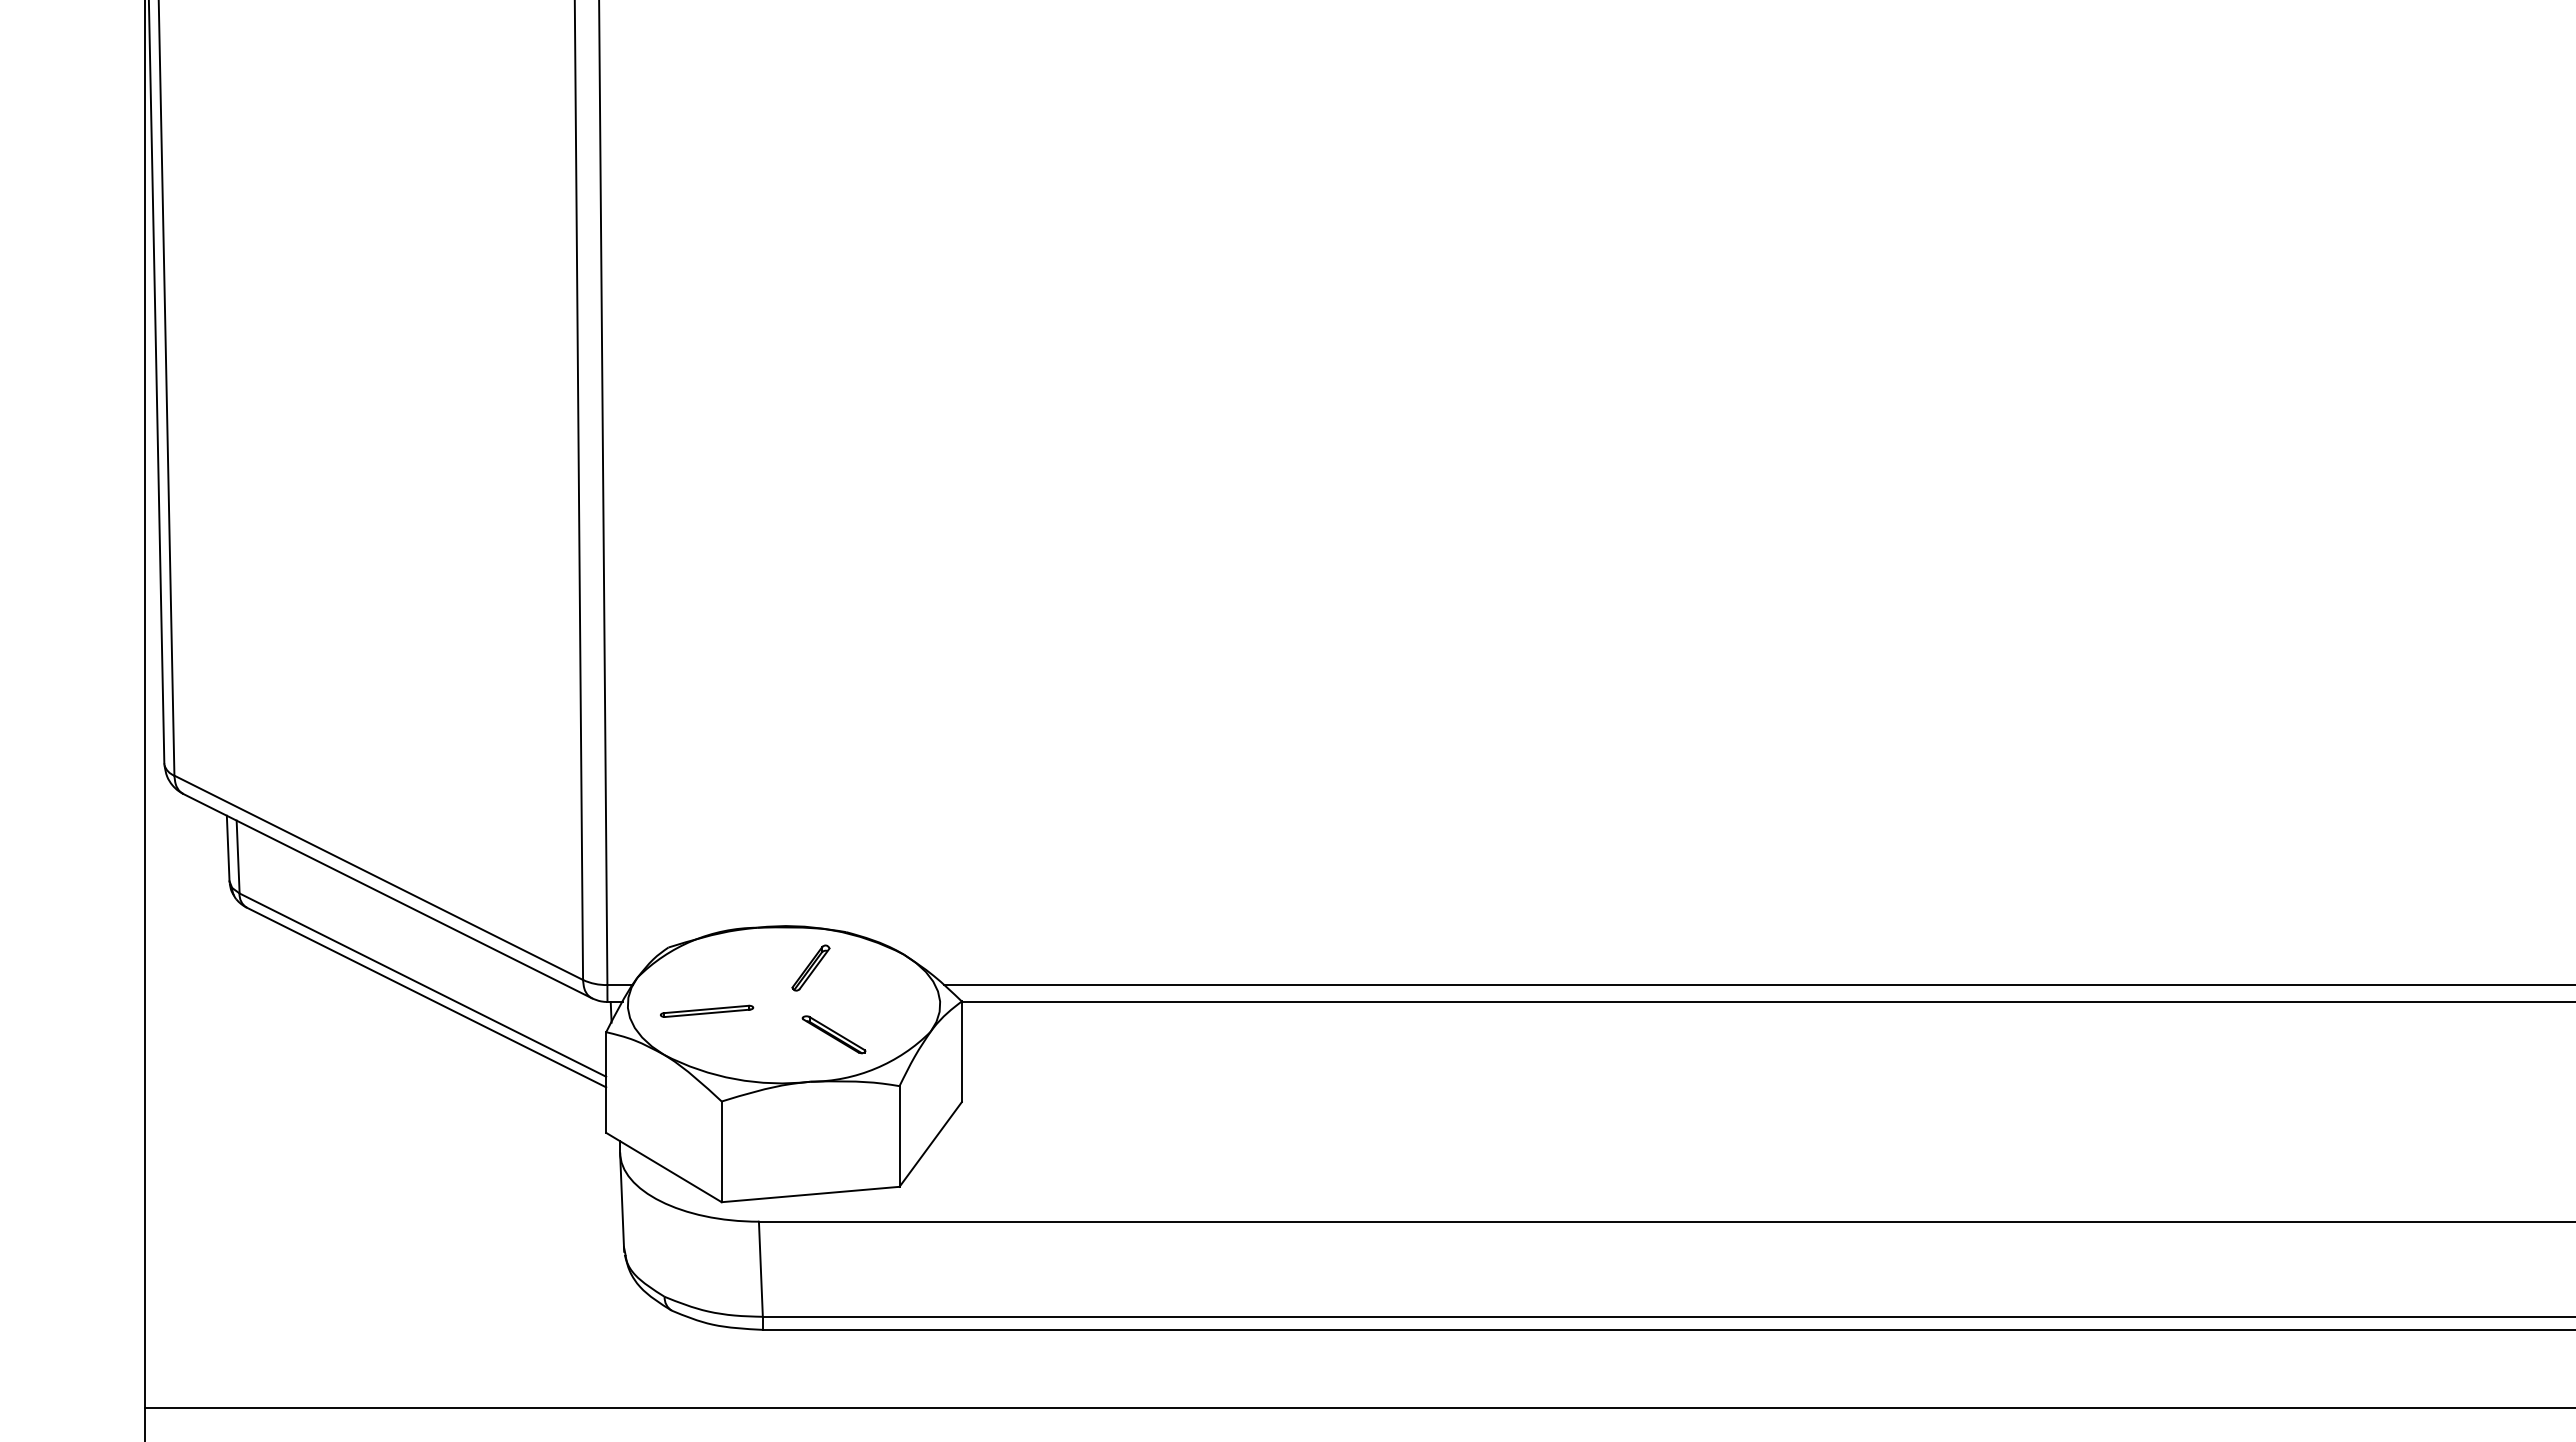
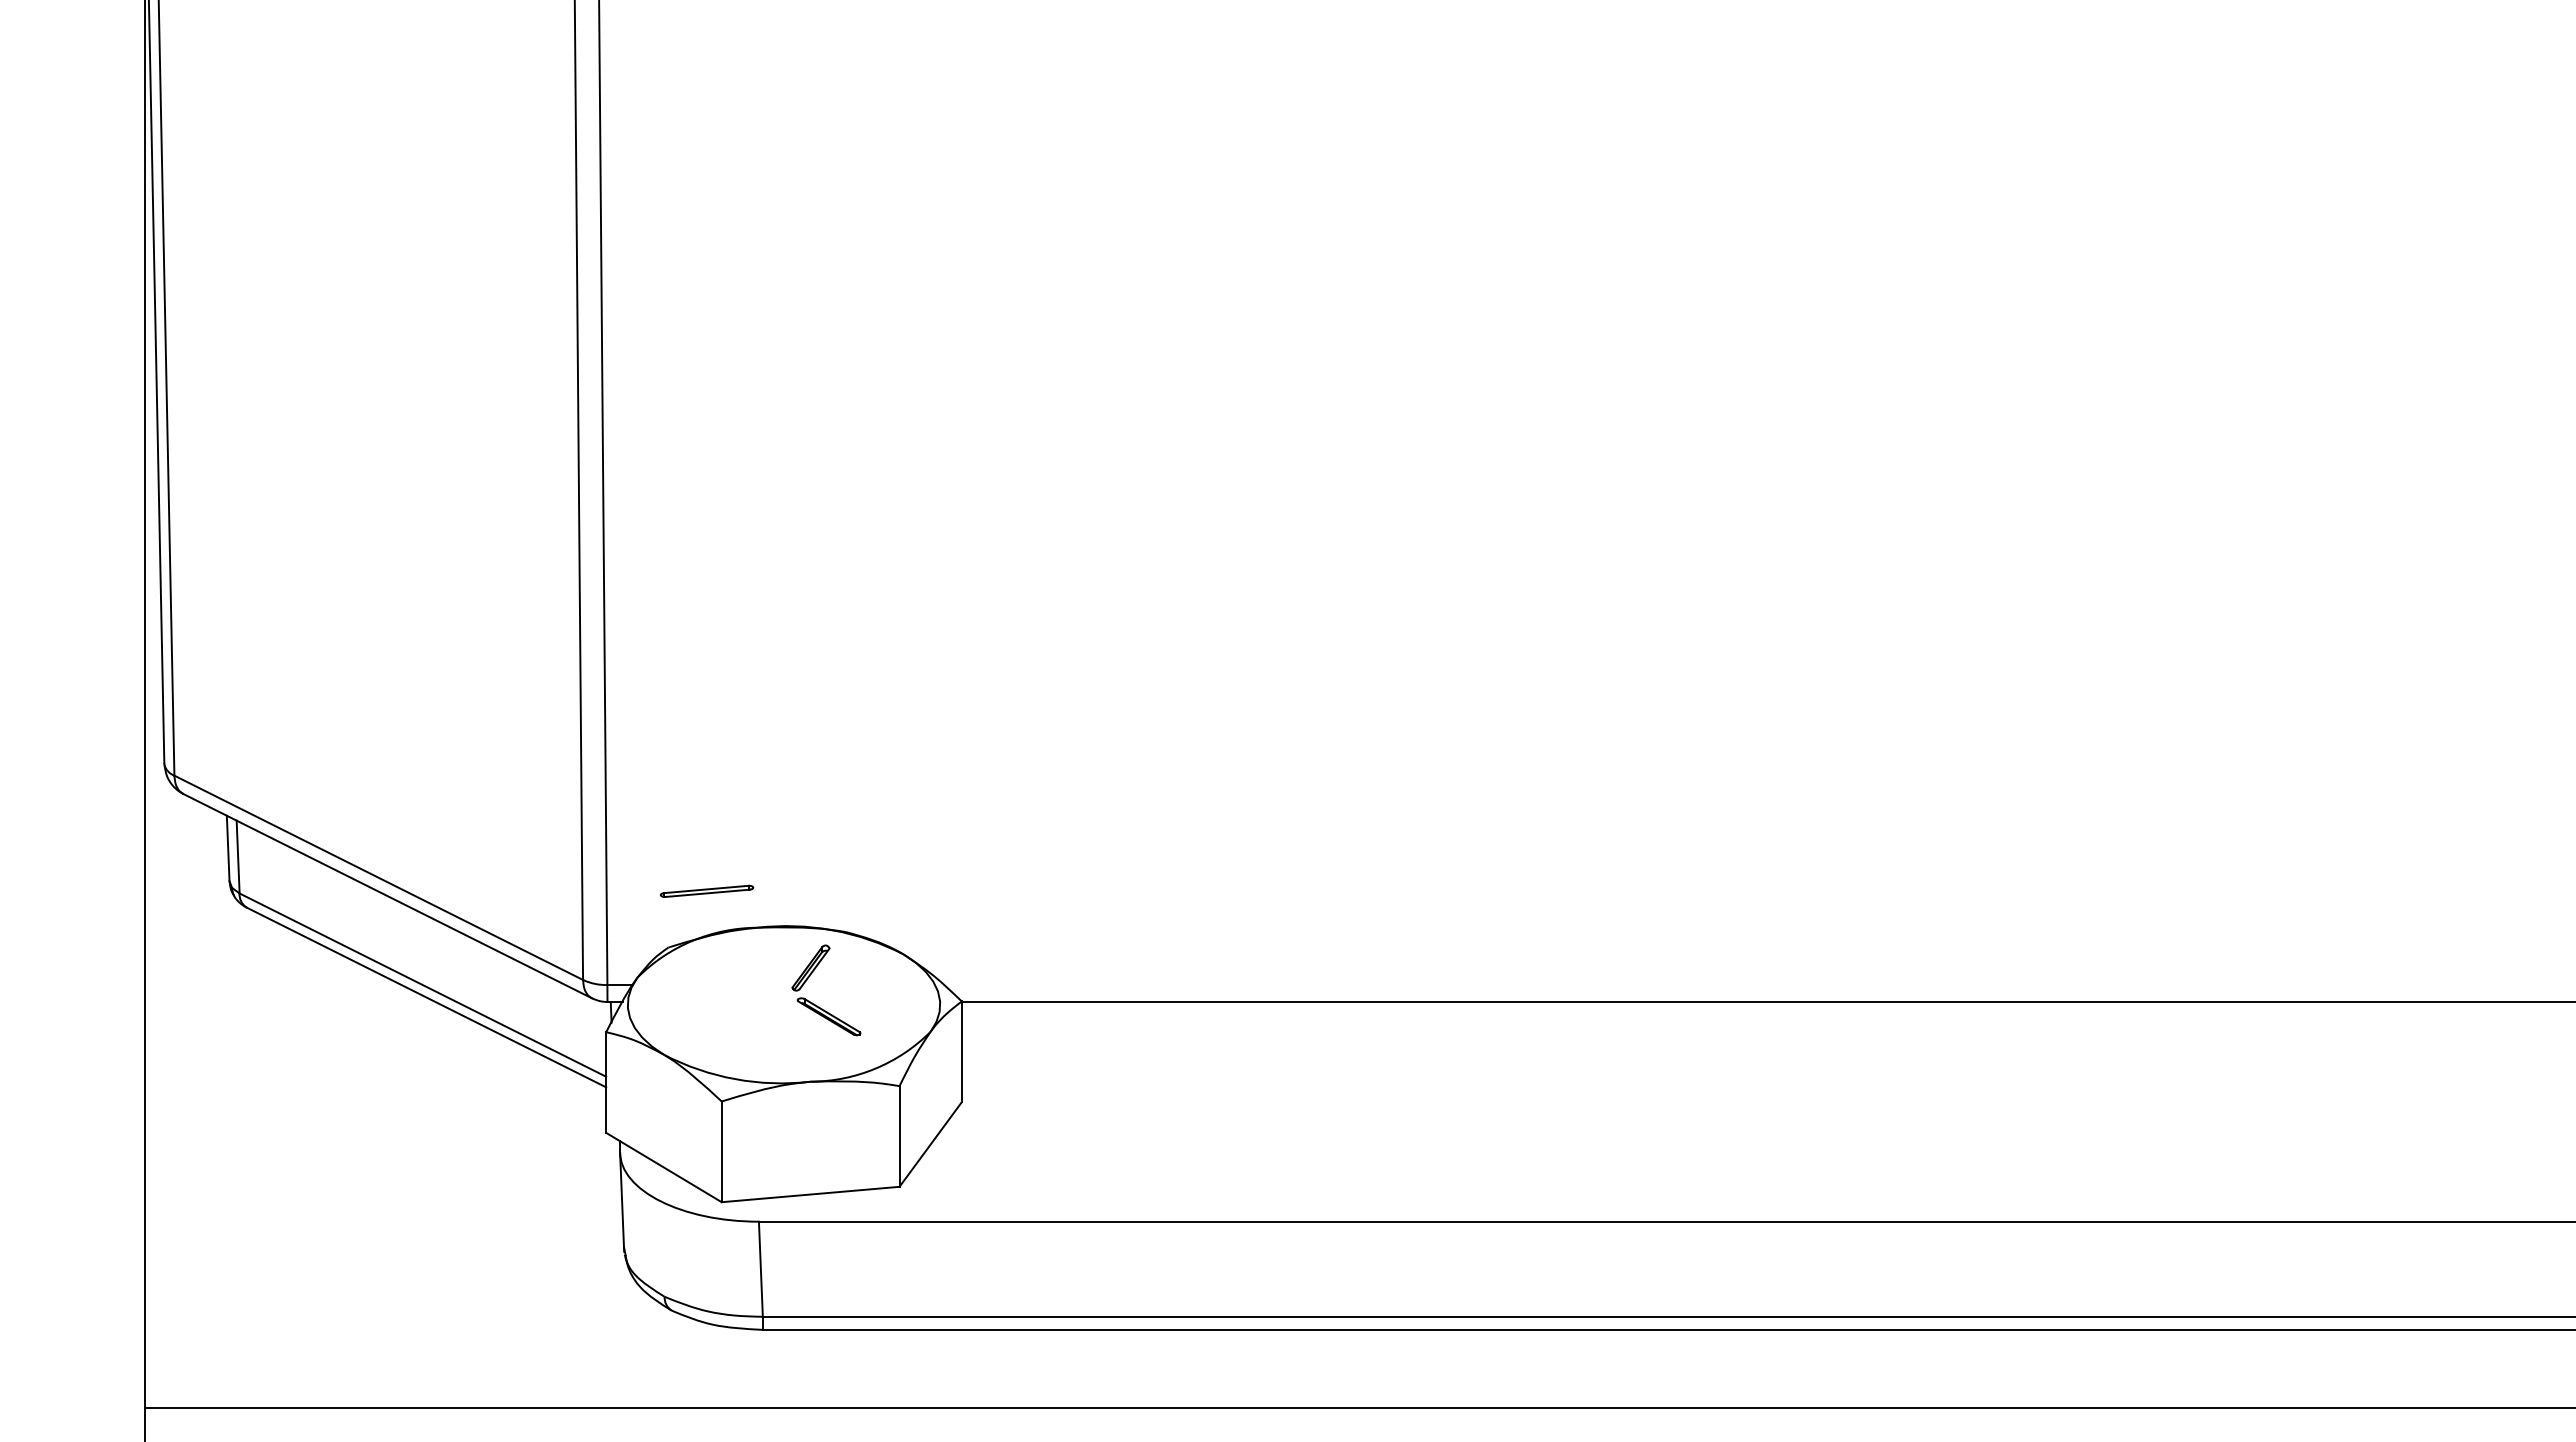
line: present -> none (1757, 985)
part position: (707, 1010) -> (707, 890) (707, 890)
part position: (833, 1034) -> (828, 1016) (828, 1016)
